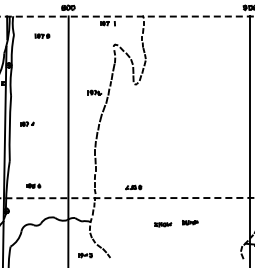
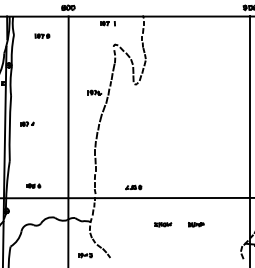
line: dashed -> solid (127, 16)
line: dashed -> solid (128, 198)
part position: (190, 222) -> (196, 224) (196, 224)
